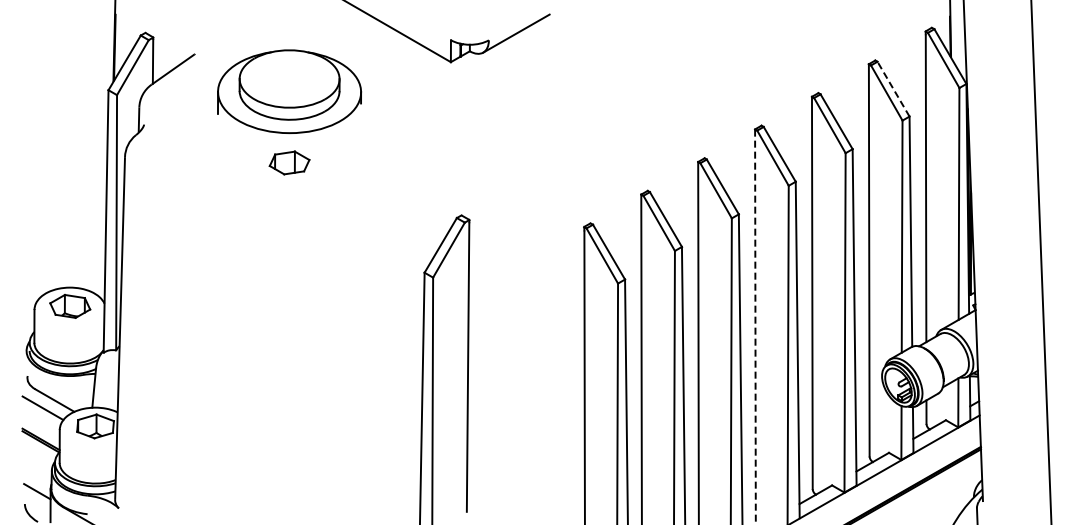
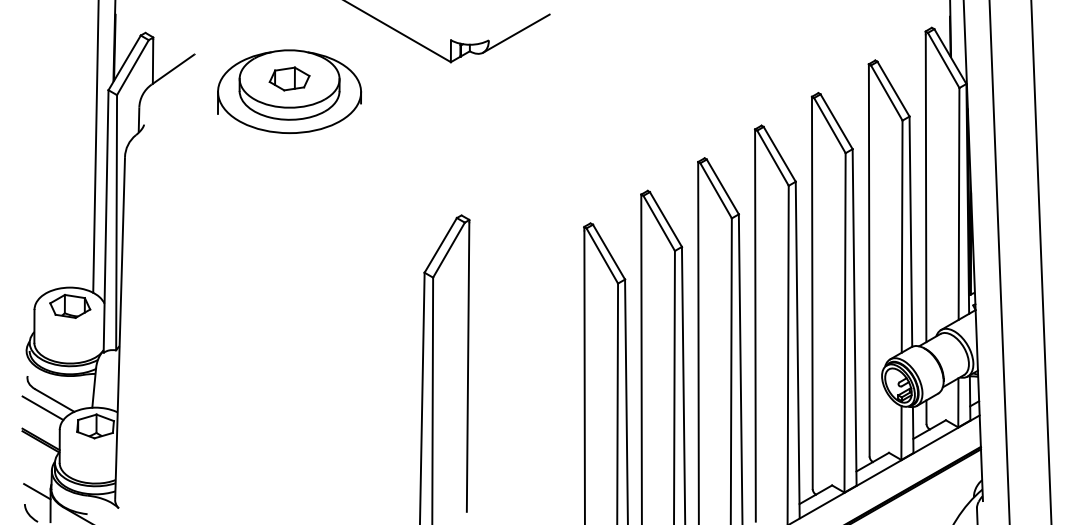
line: dashed -> solid (893, 89)
line: none -> present (95, 147)
part position: (289, 162) -> (289, 78) (289, 78)
line: none -> present (999, 261)
line: dashed -> solid (755, 325)
